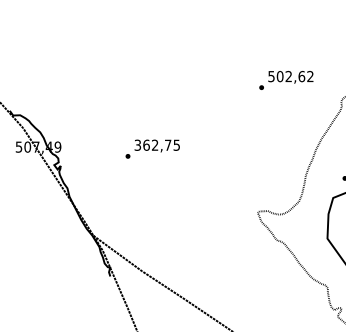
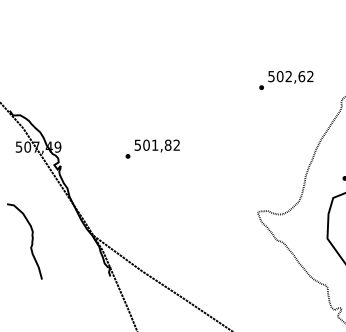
text: 362,75 -> 501,82 (157, 144)
curve: none -> present (31, 241)
